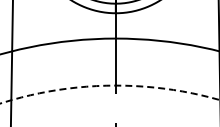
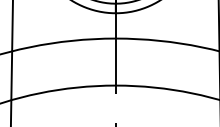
circle: dashed -> solid (109, 94)
